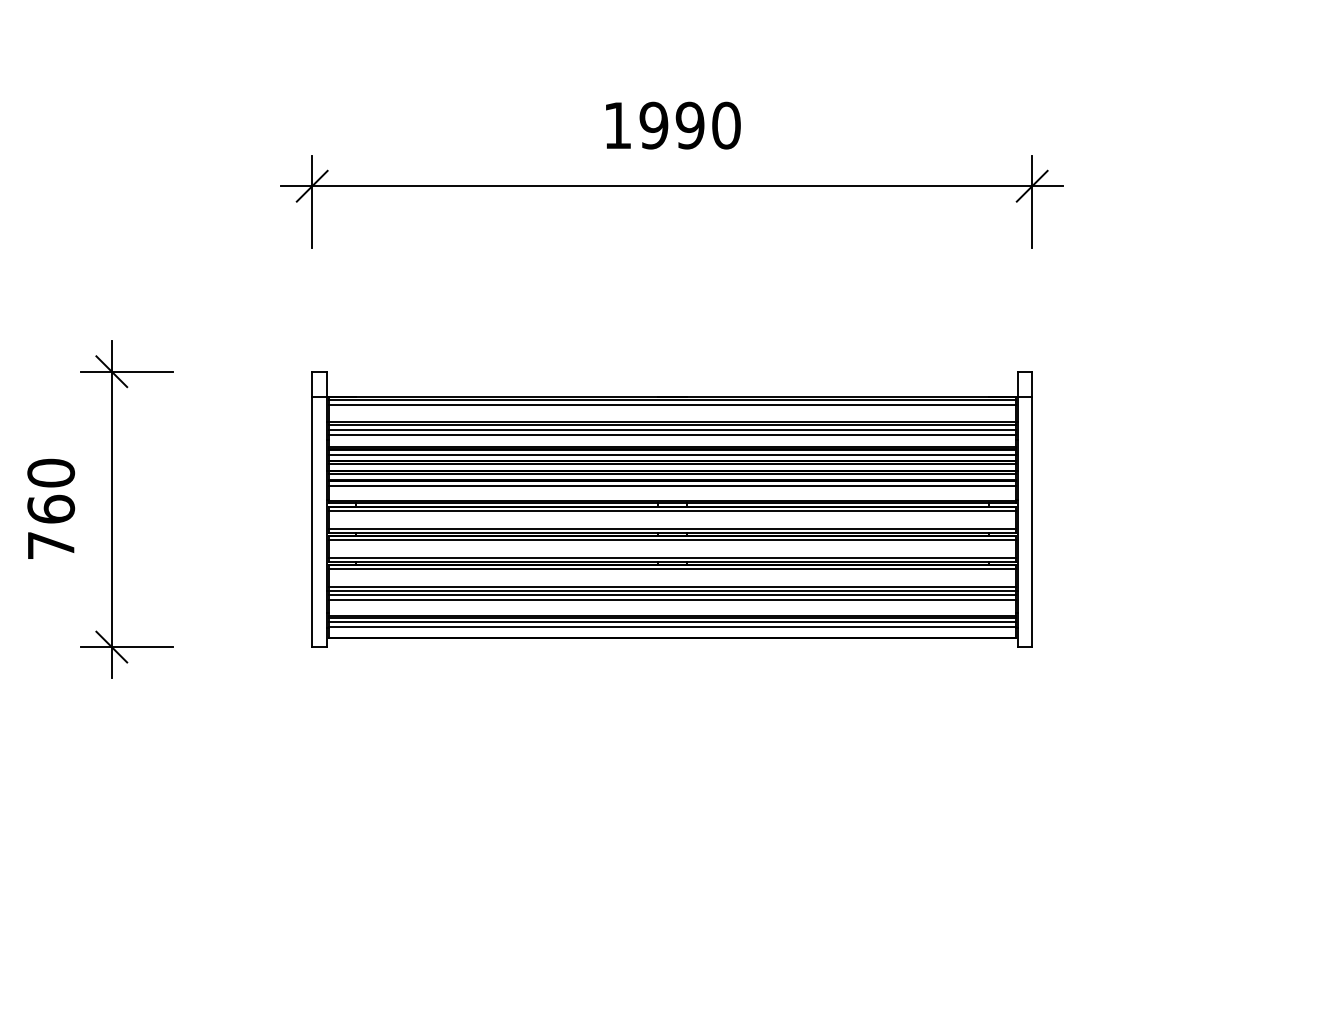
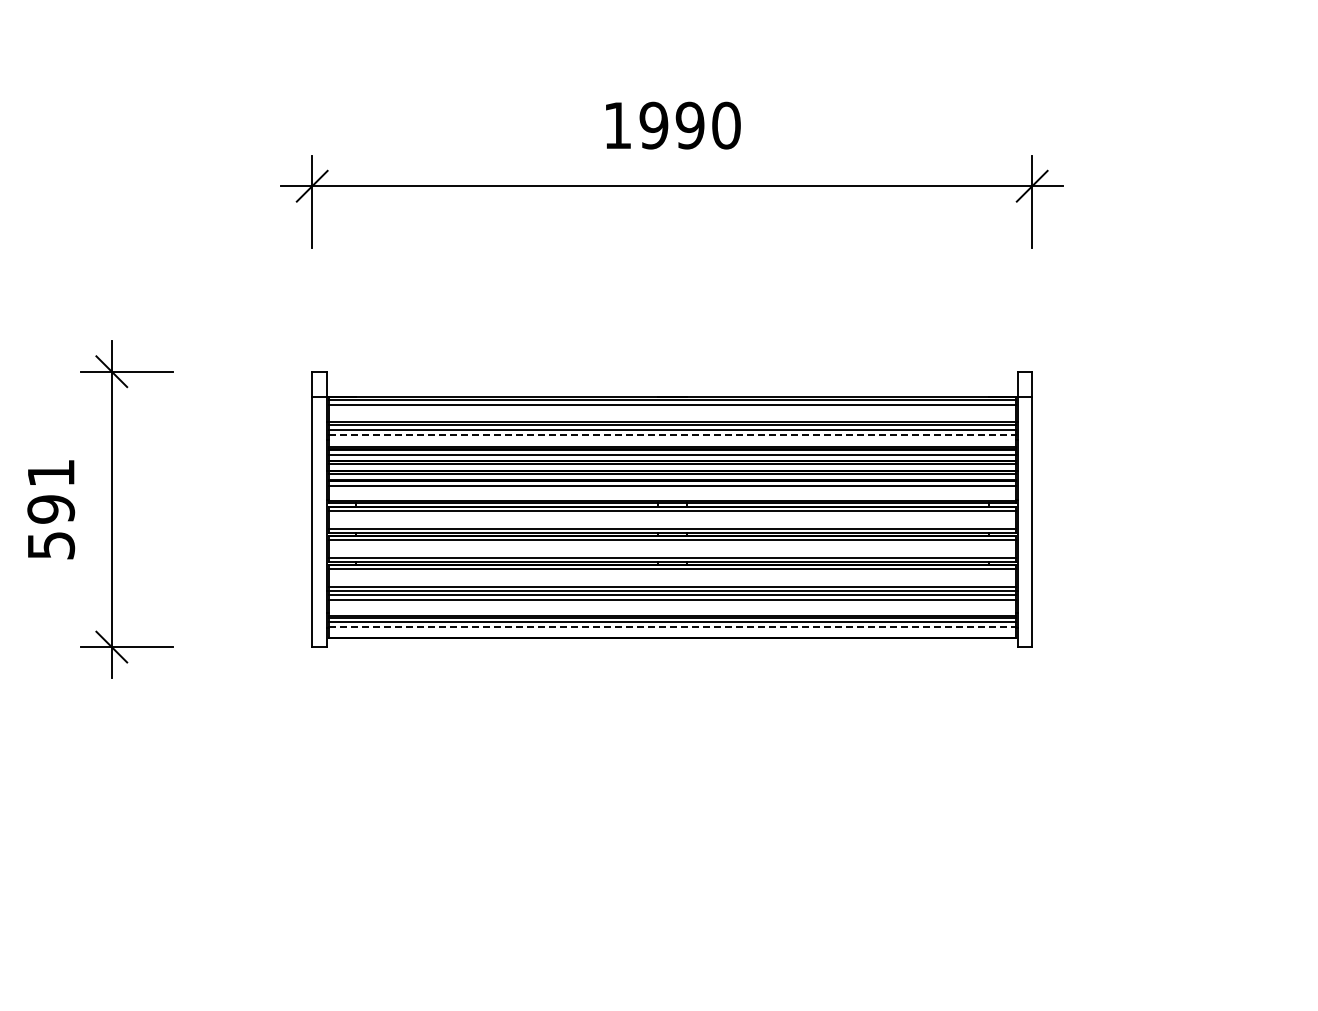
line: solid -> dashed (672, 434)
text: 760 -> 591 (51, 508)
line: solid -> dashed (672, 627)
